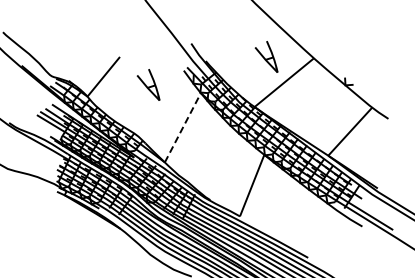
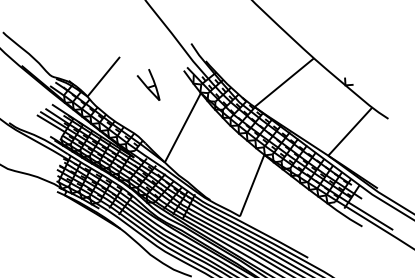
part: present -> none (266, 56)
line: dashed -> solid (183, 127)
